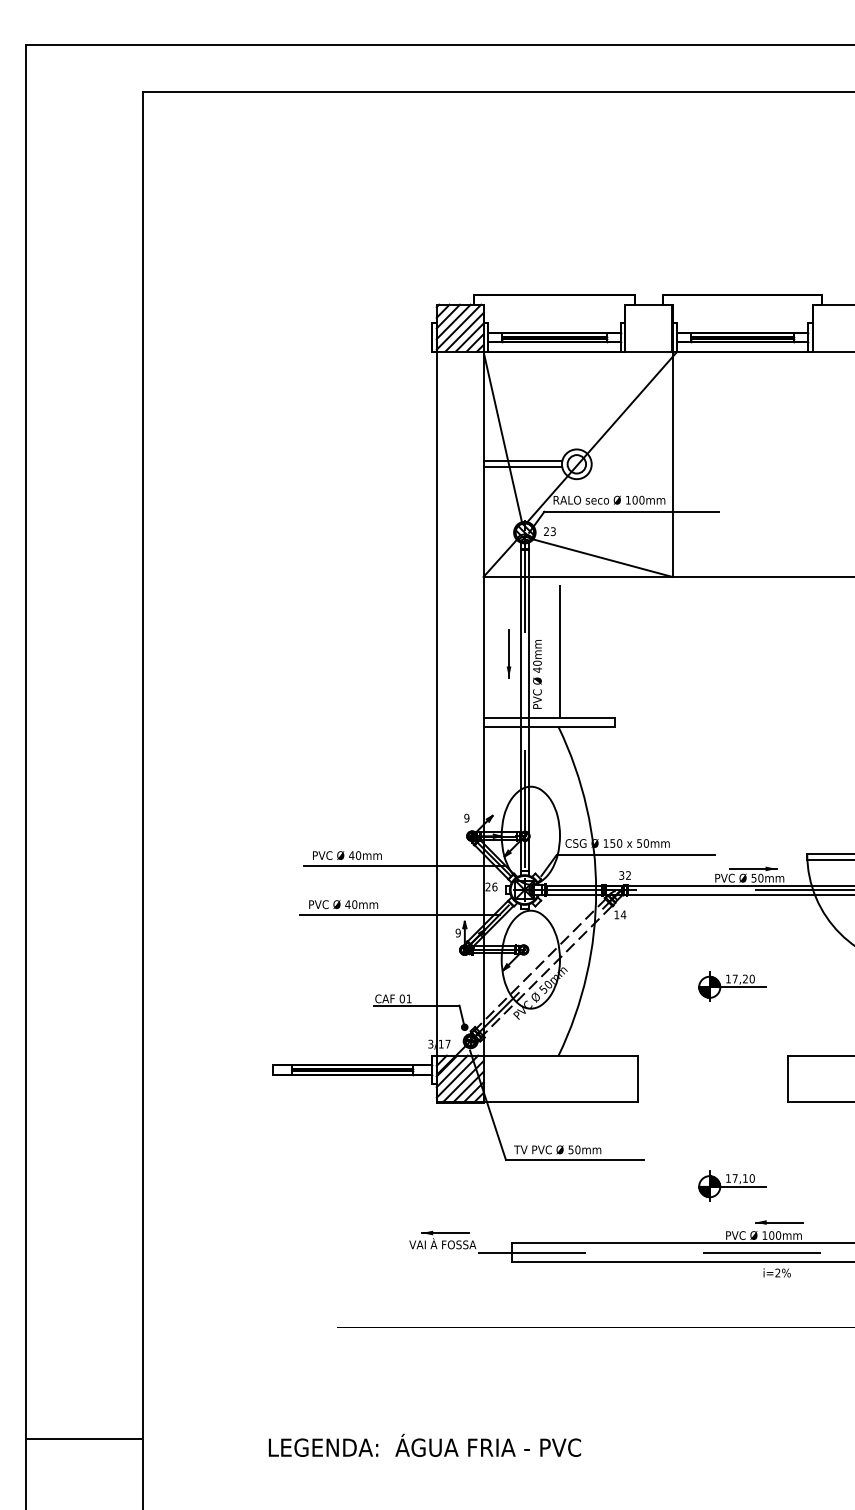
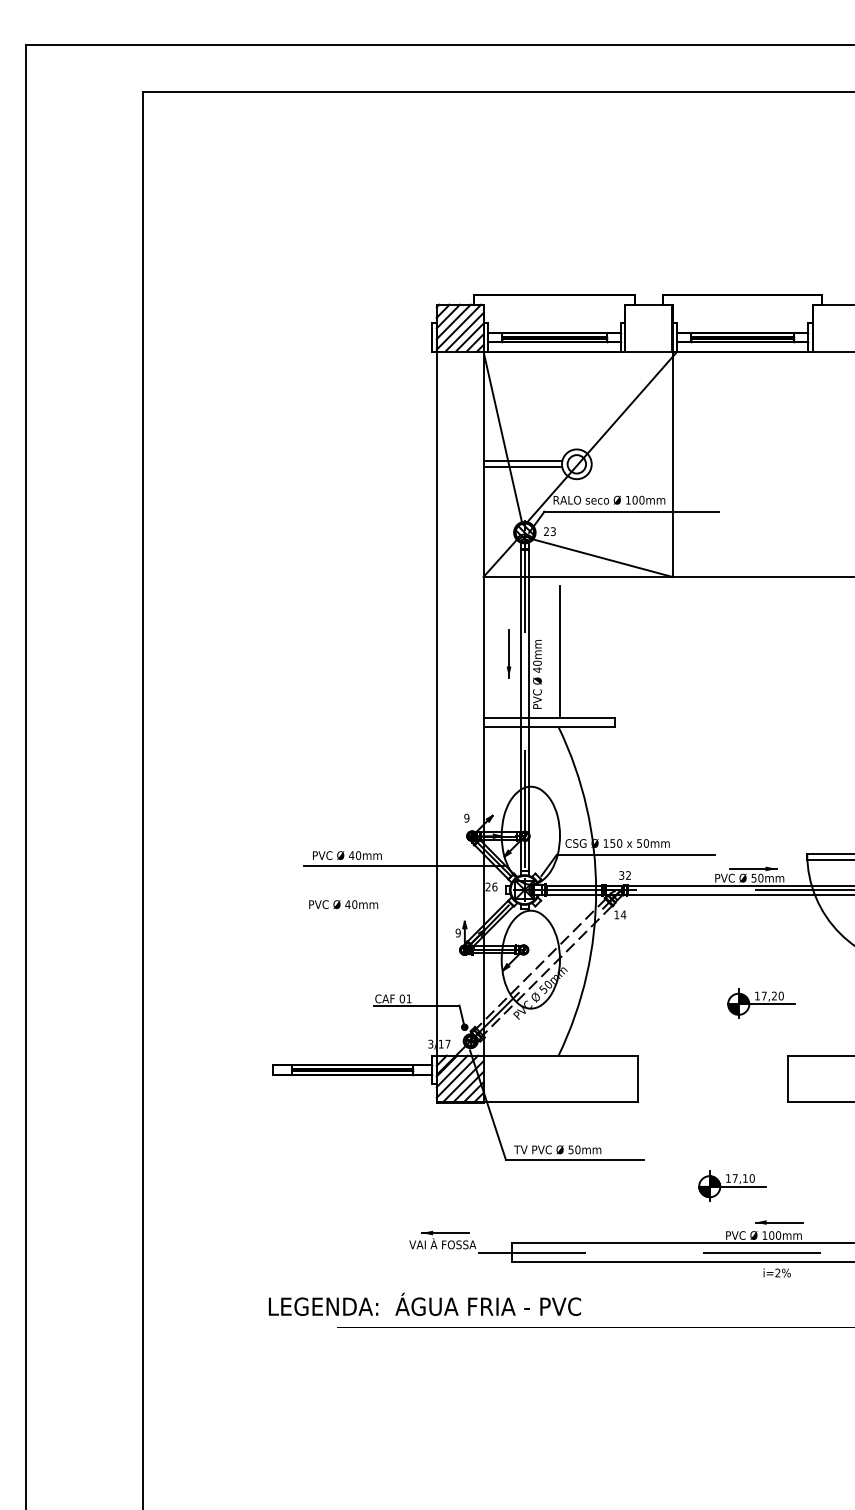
line: present -> none (399, 914)
part position: (732, 986) -> (761, 1003) (761, 1003)
line: present -> none (84, 1439)
text position: (424, 1444) -> (424, 1303) (424, 1303)
